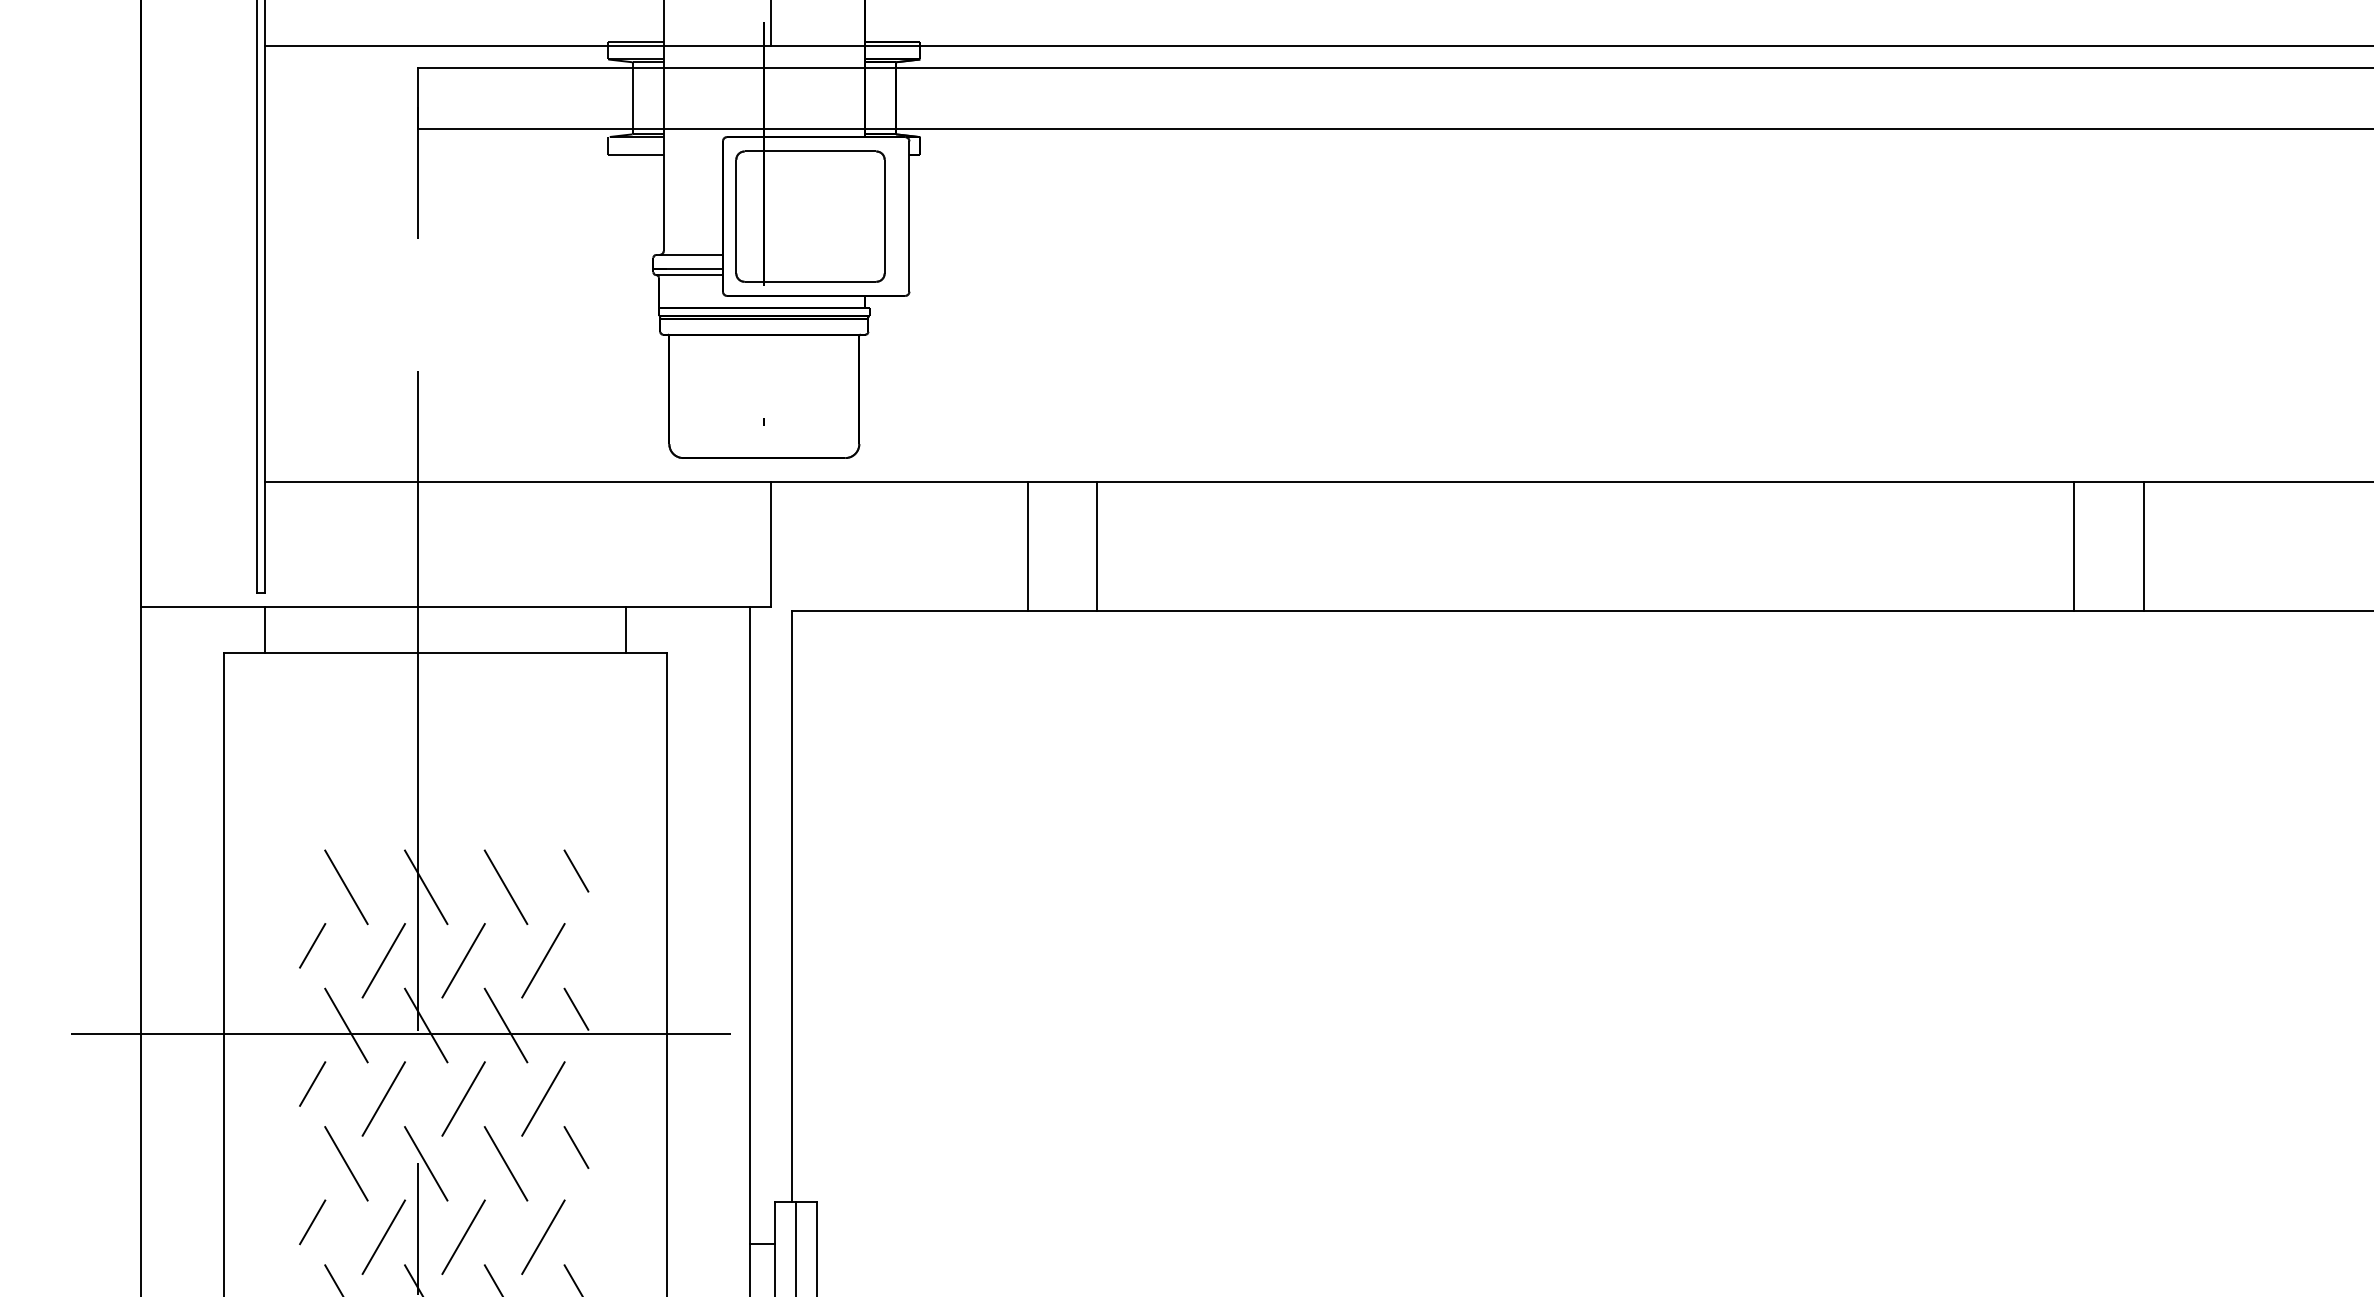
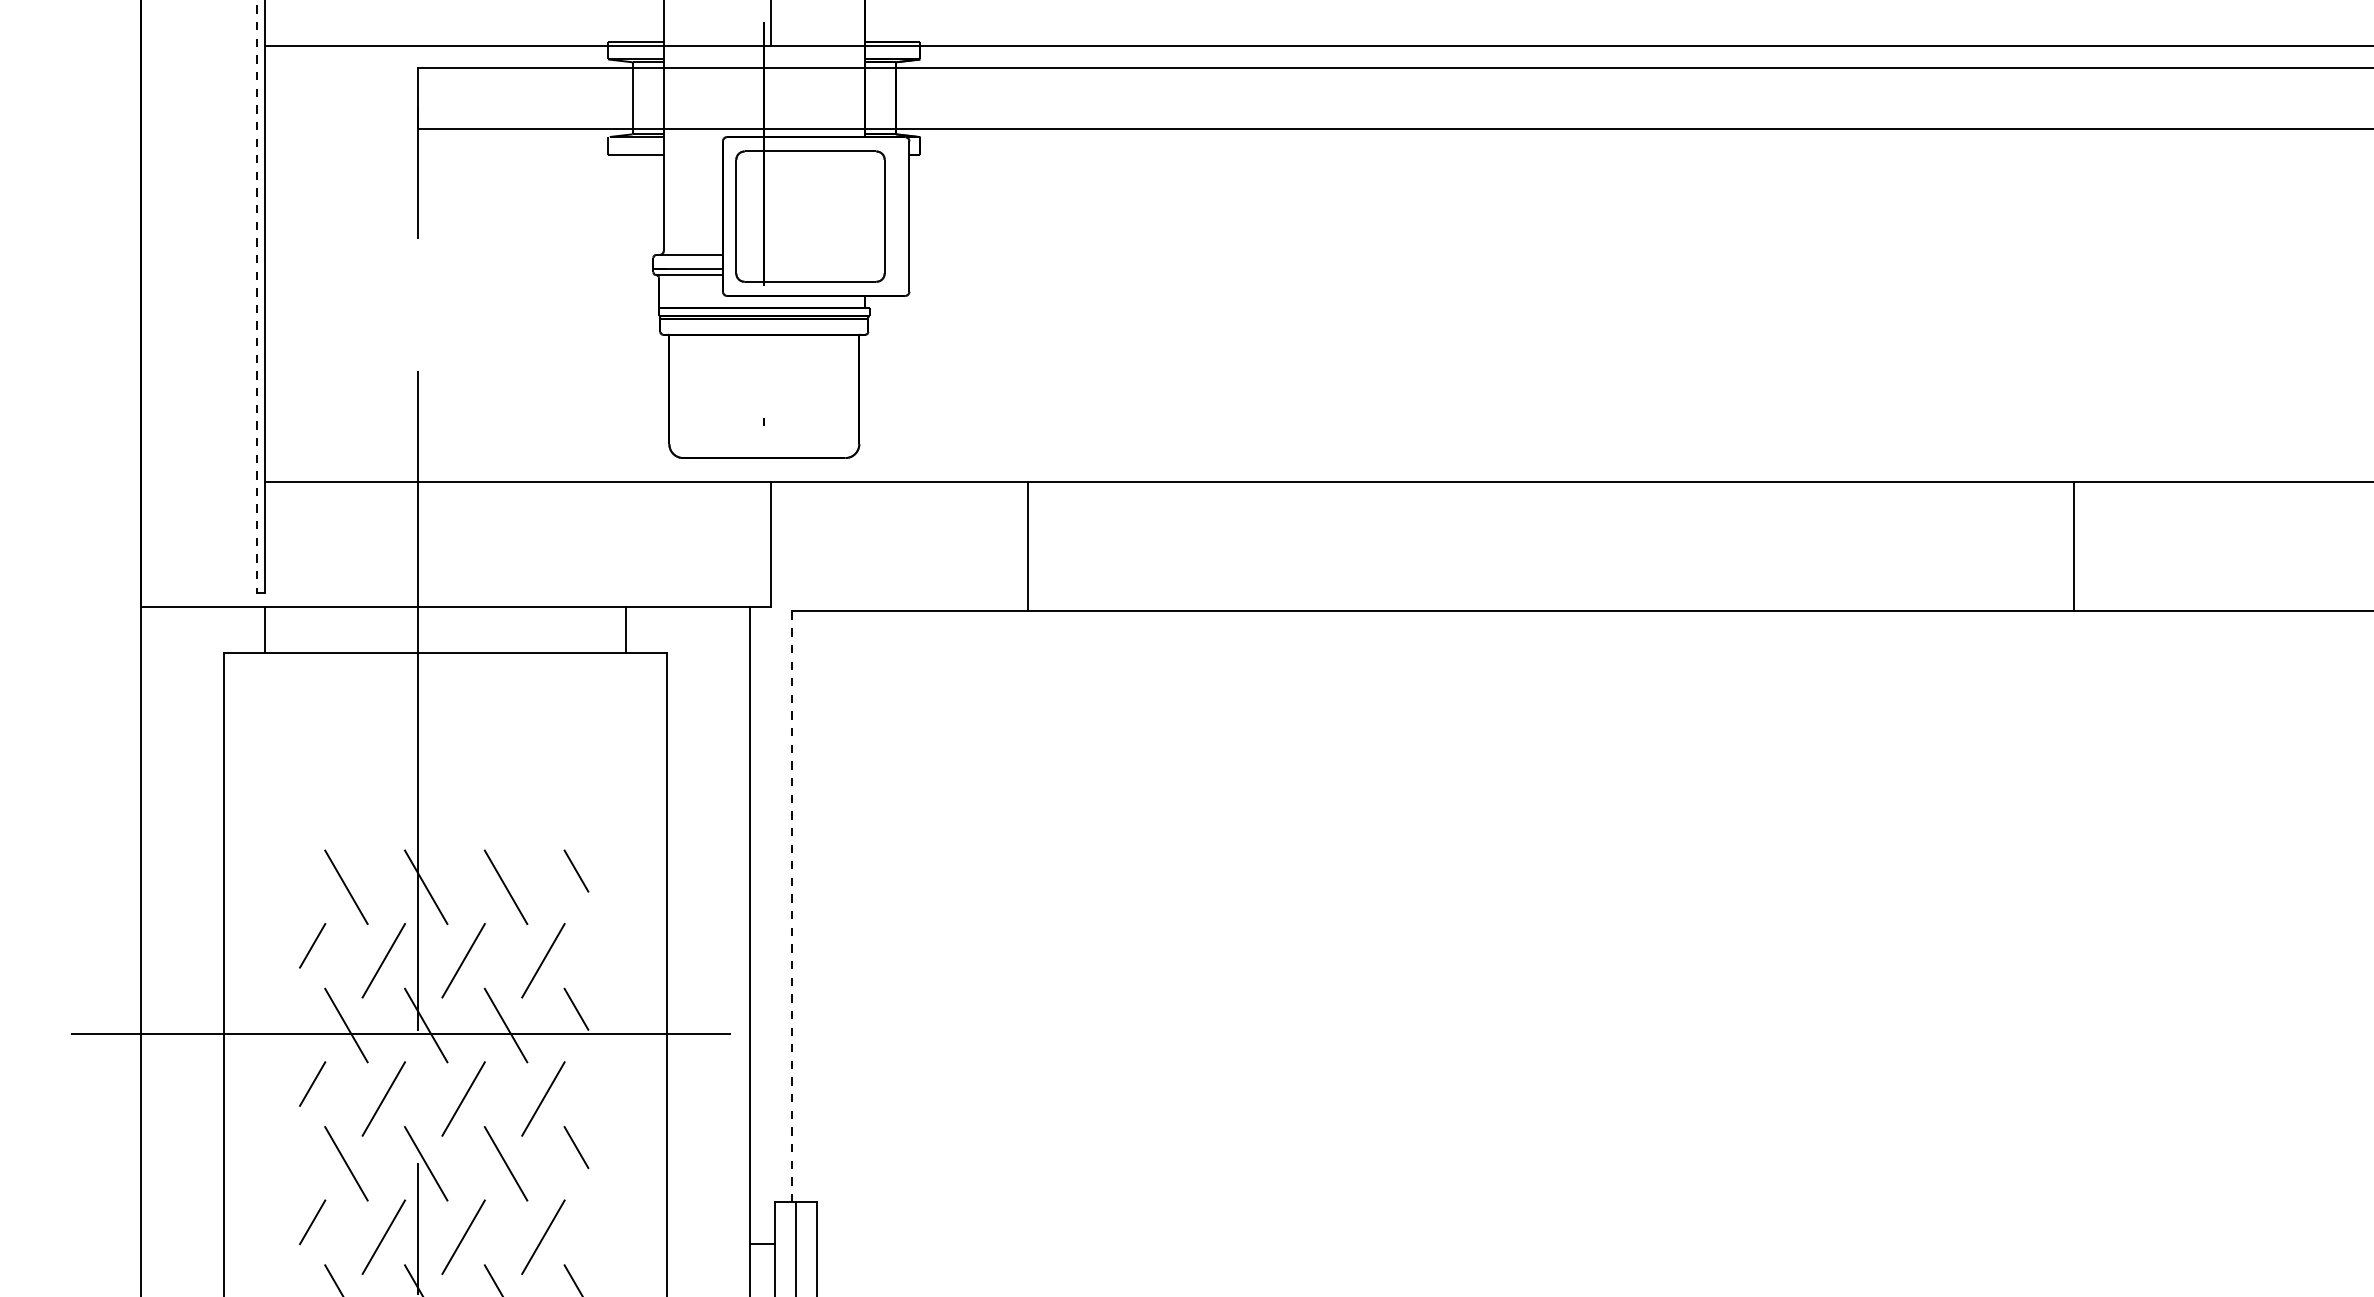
line: solid -> dashed (256, 297)
line: present -> none (1097, 546)
line: present -> none (2143, 546)
line: solid -> dashed (792, 906)
